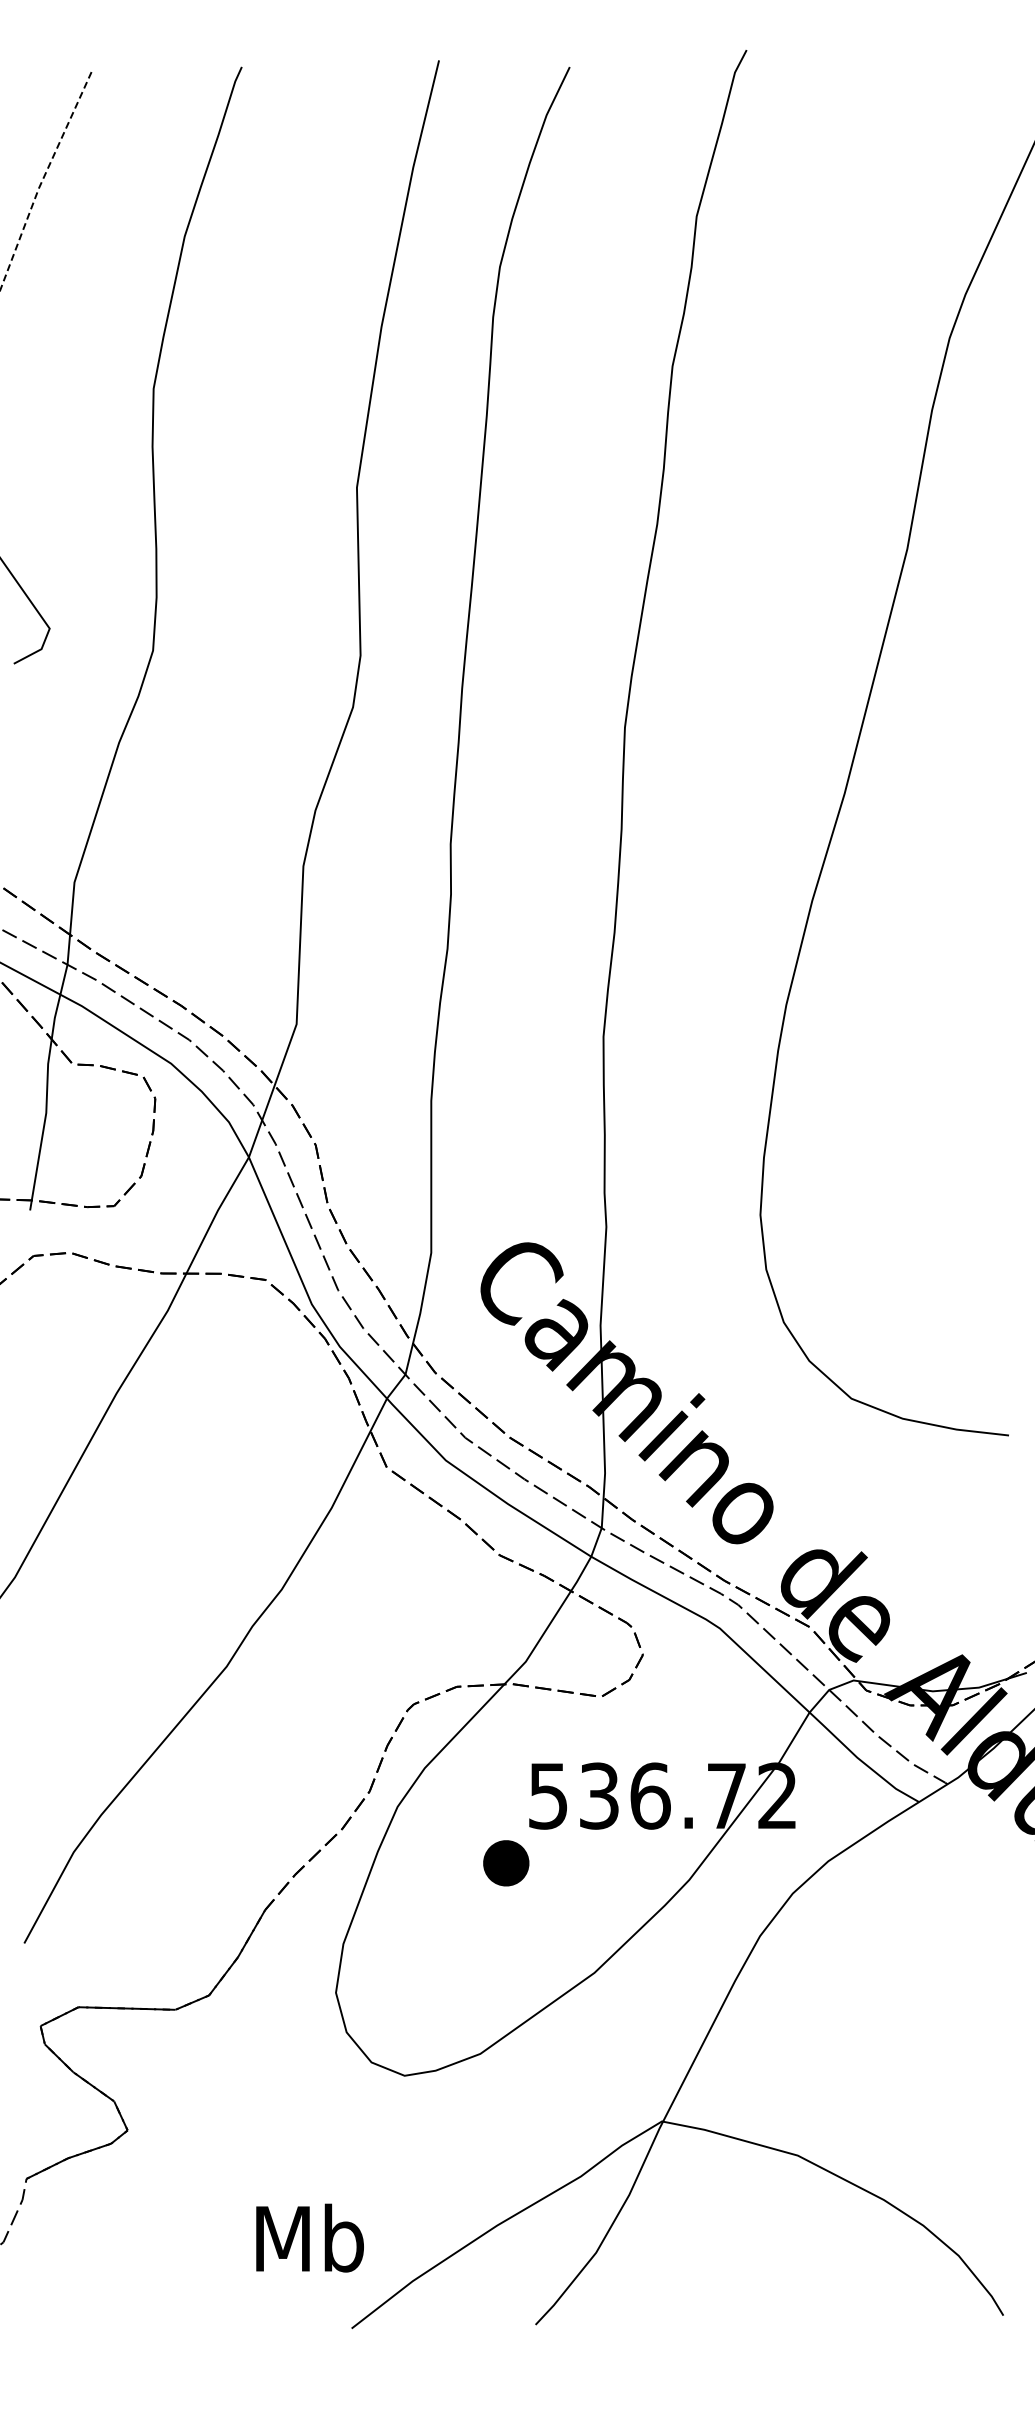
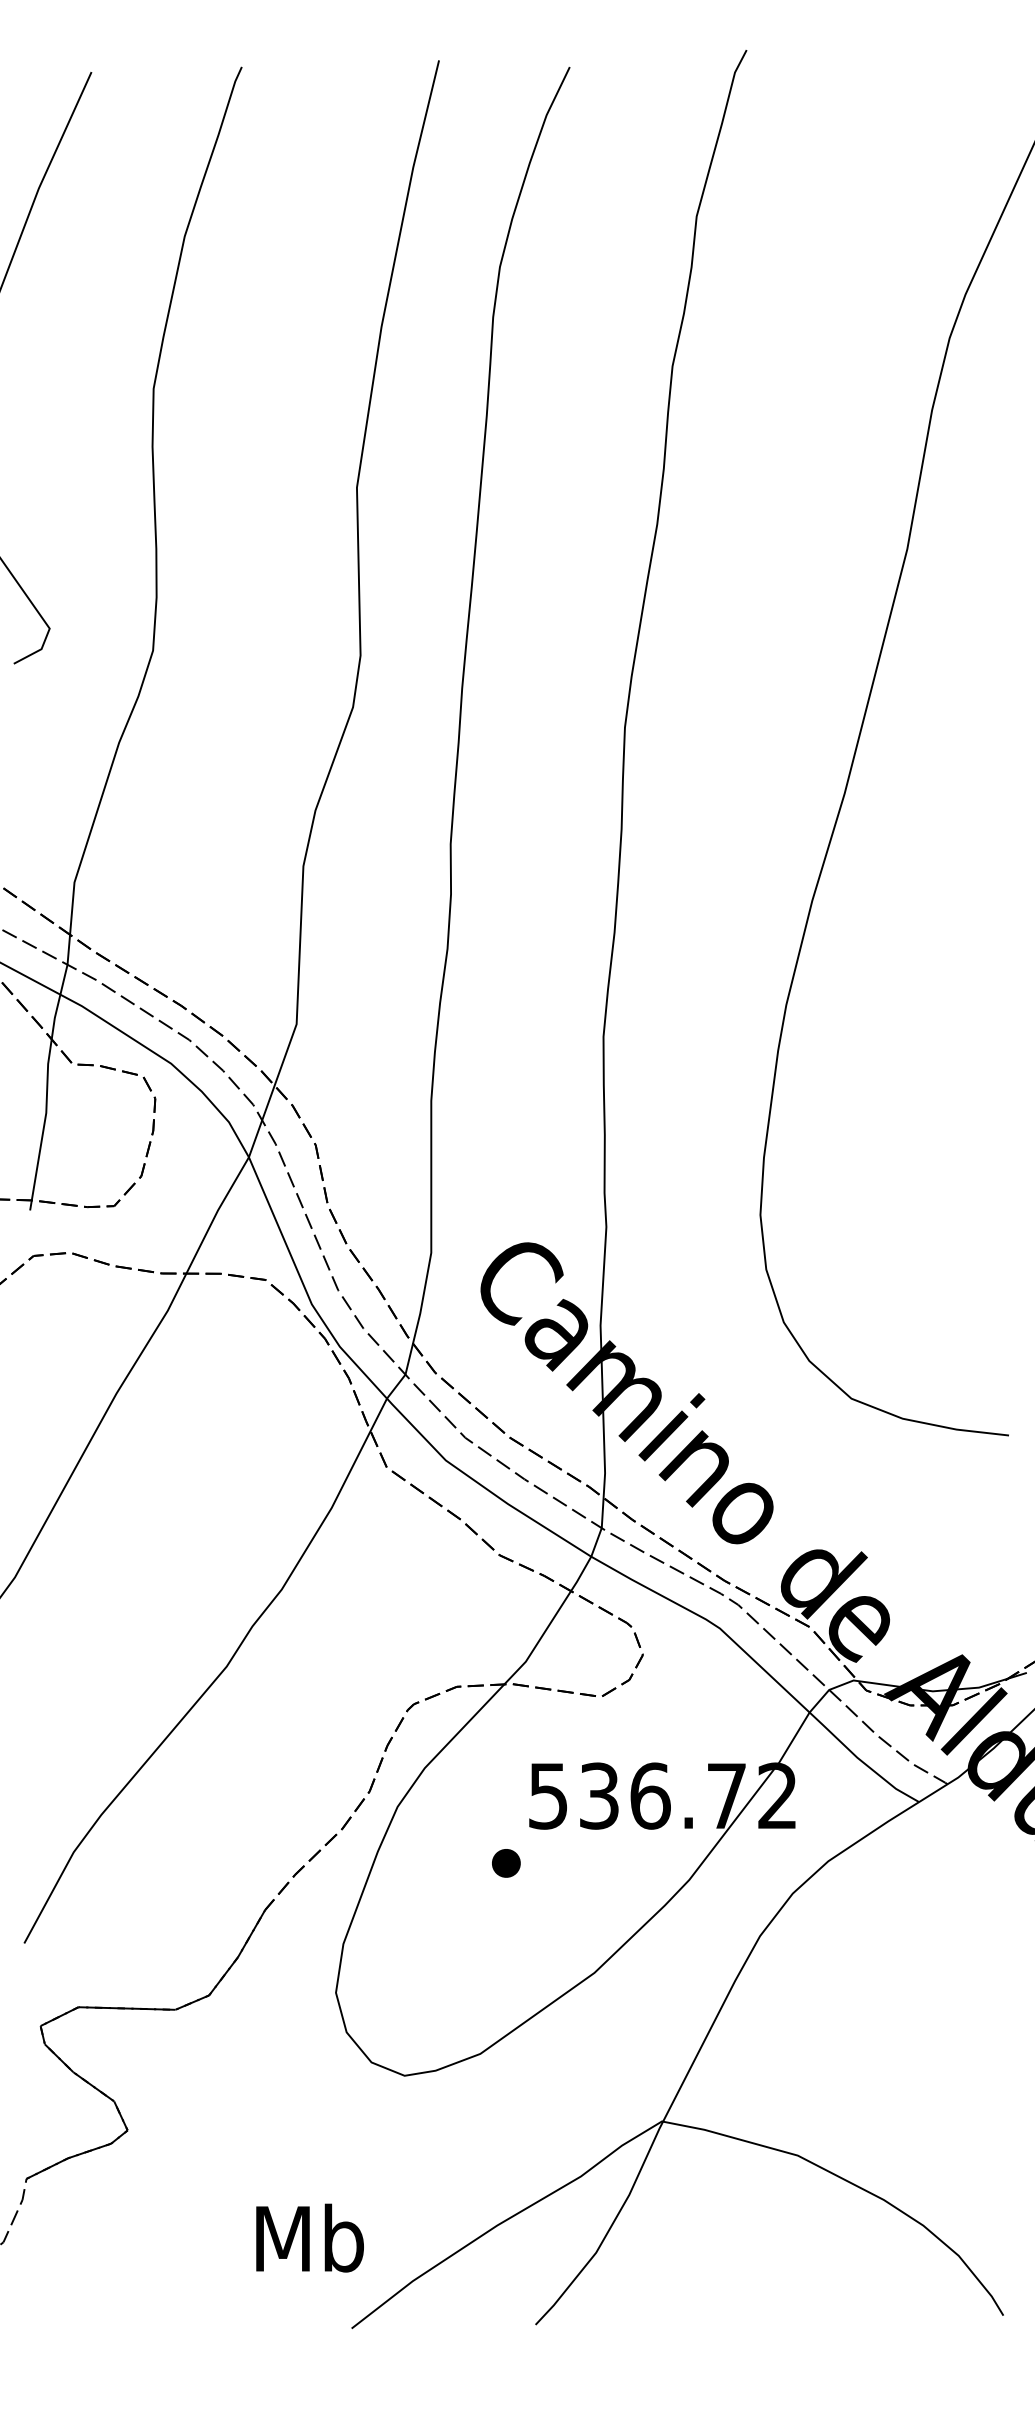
line: dashed -> solid (42, 180)
part size: 47x47 px -> 29x29 px (506, 1863)
